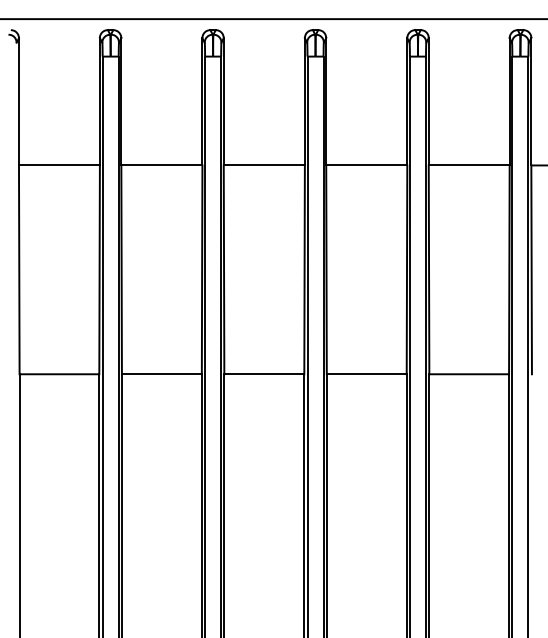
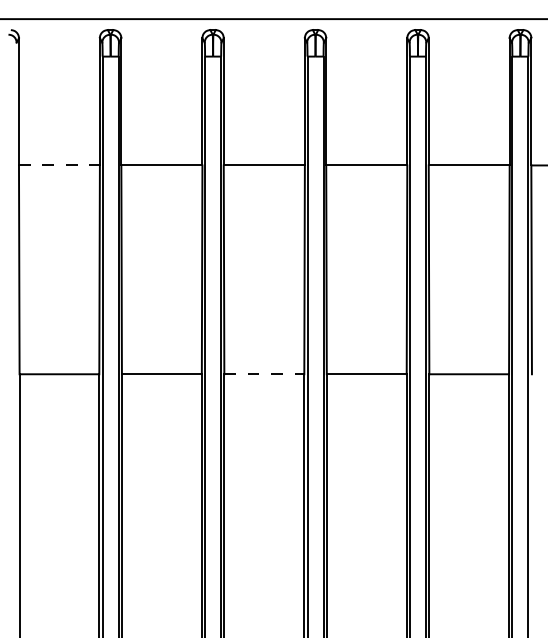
line: solid -> dashed (59, 165)
line: solid -> dashed (264, 374)
